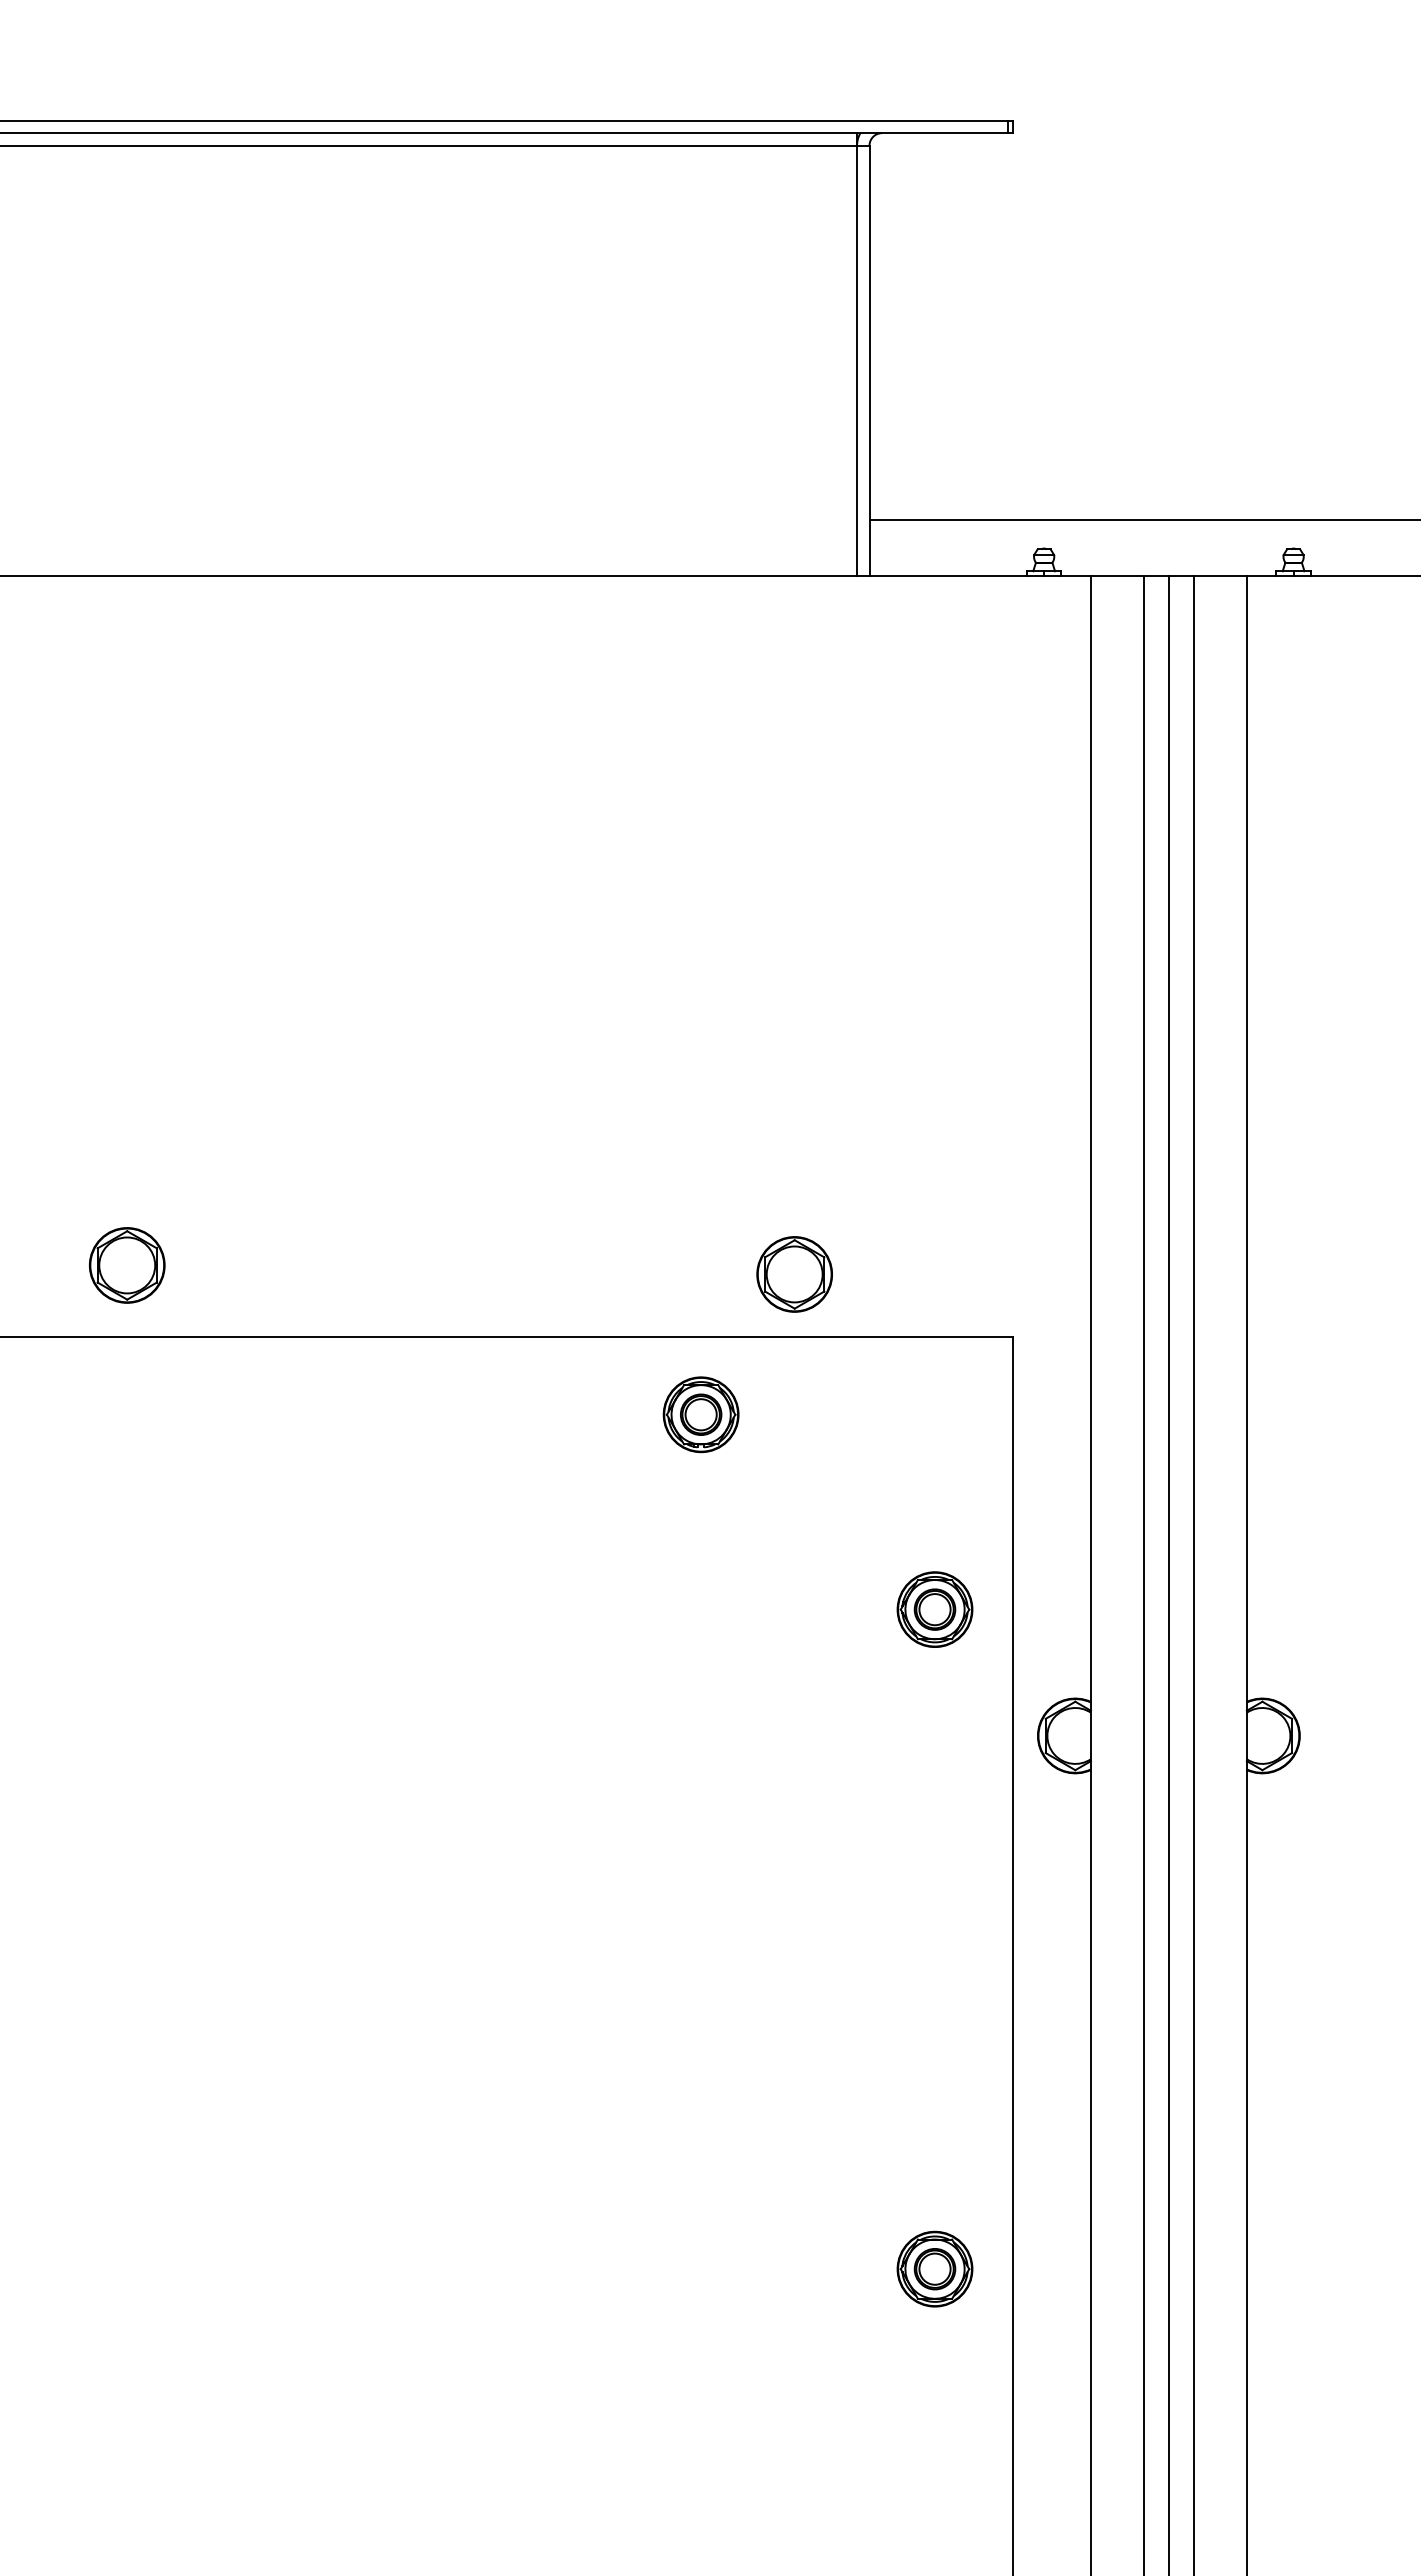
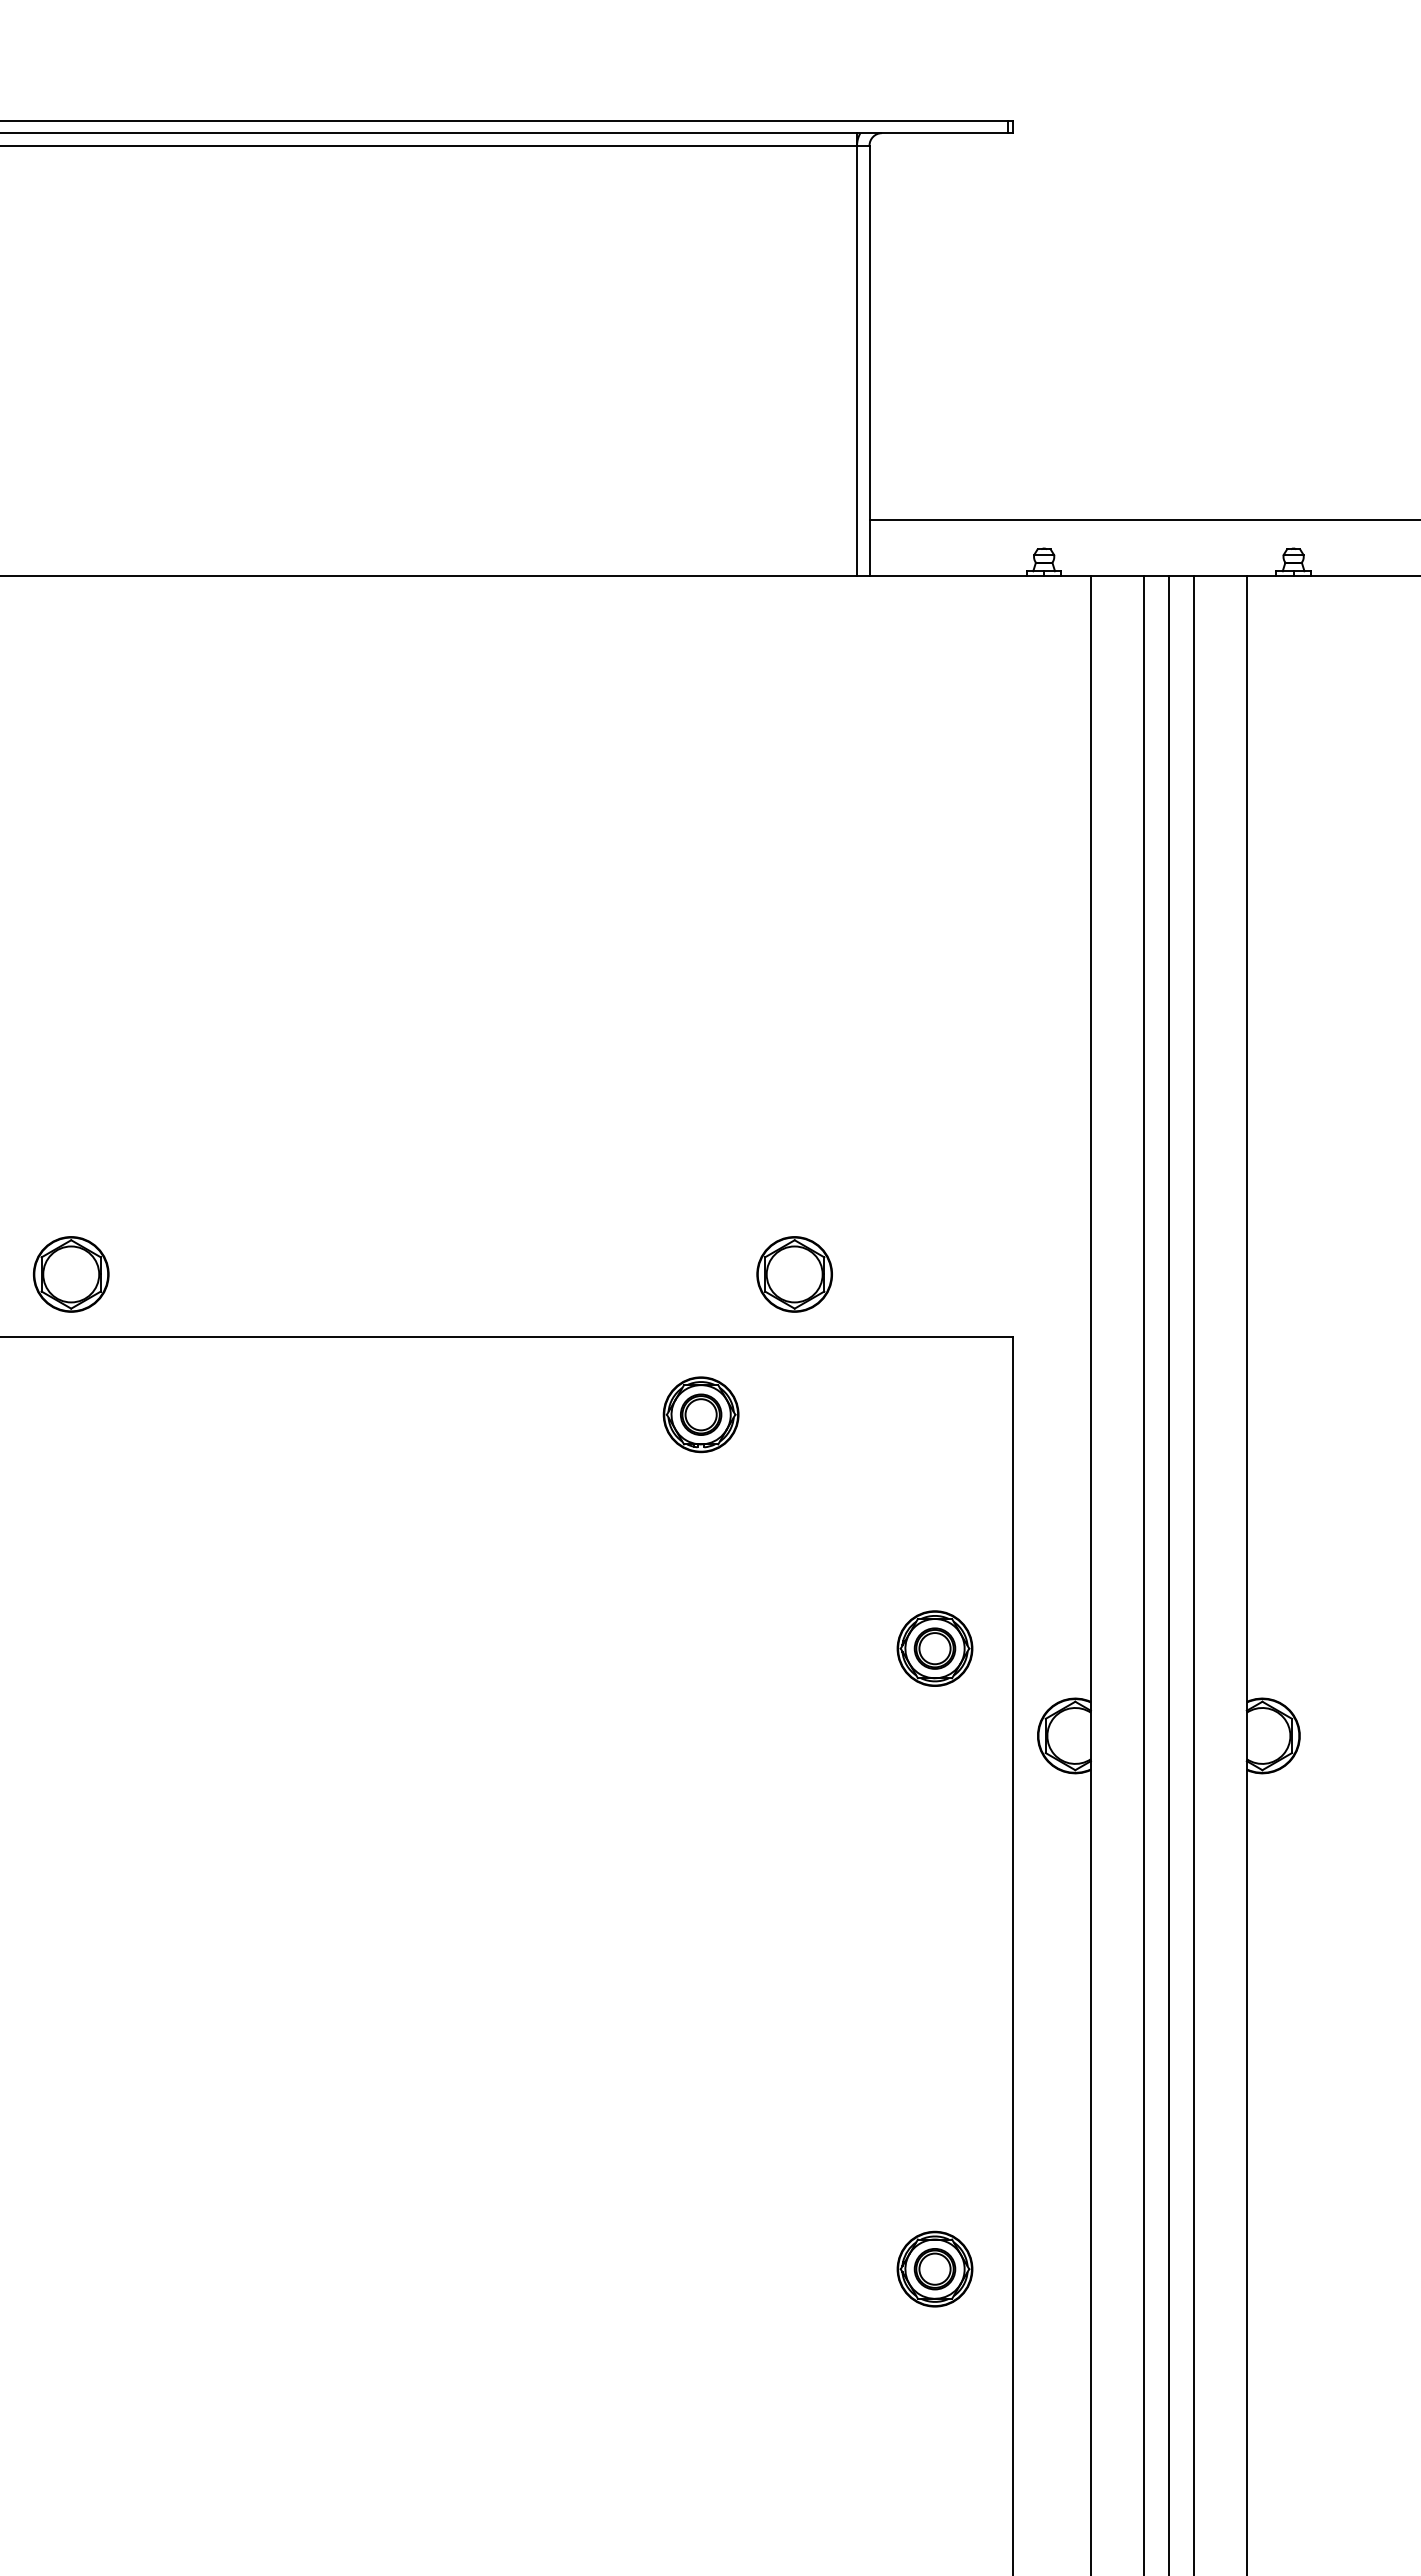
part position: (127, 1265) -> (71, 1274) (71, 1274)
part position: (934, 1609) -> (934, 1648) (934, 1648)
